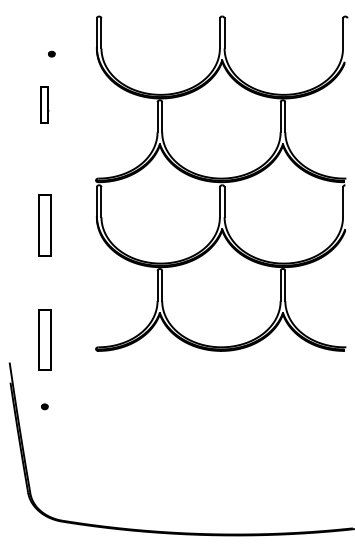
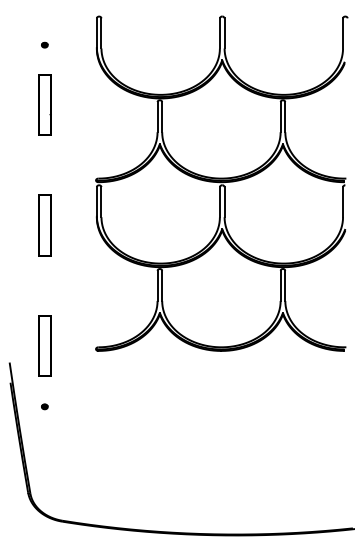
part position: (51, 53) -> (44, 44) (44, 44)
part size: 10x38 px -> 14x62 px (44, 104)
part position: (44, 339) -> (44, 345) (44, 345)
